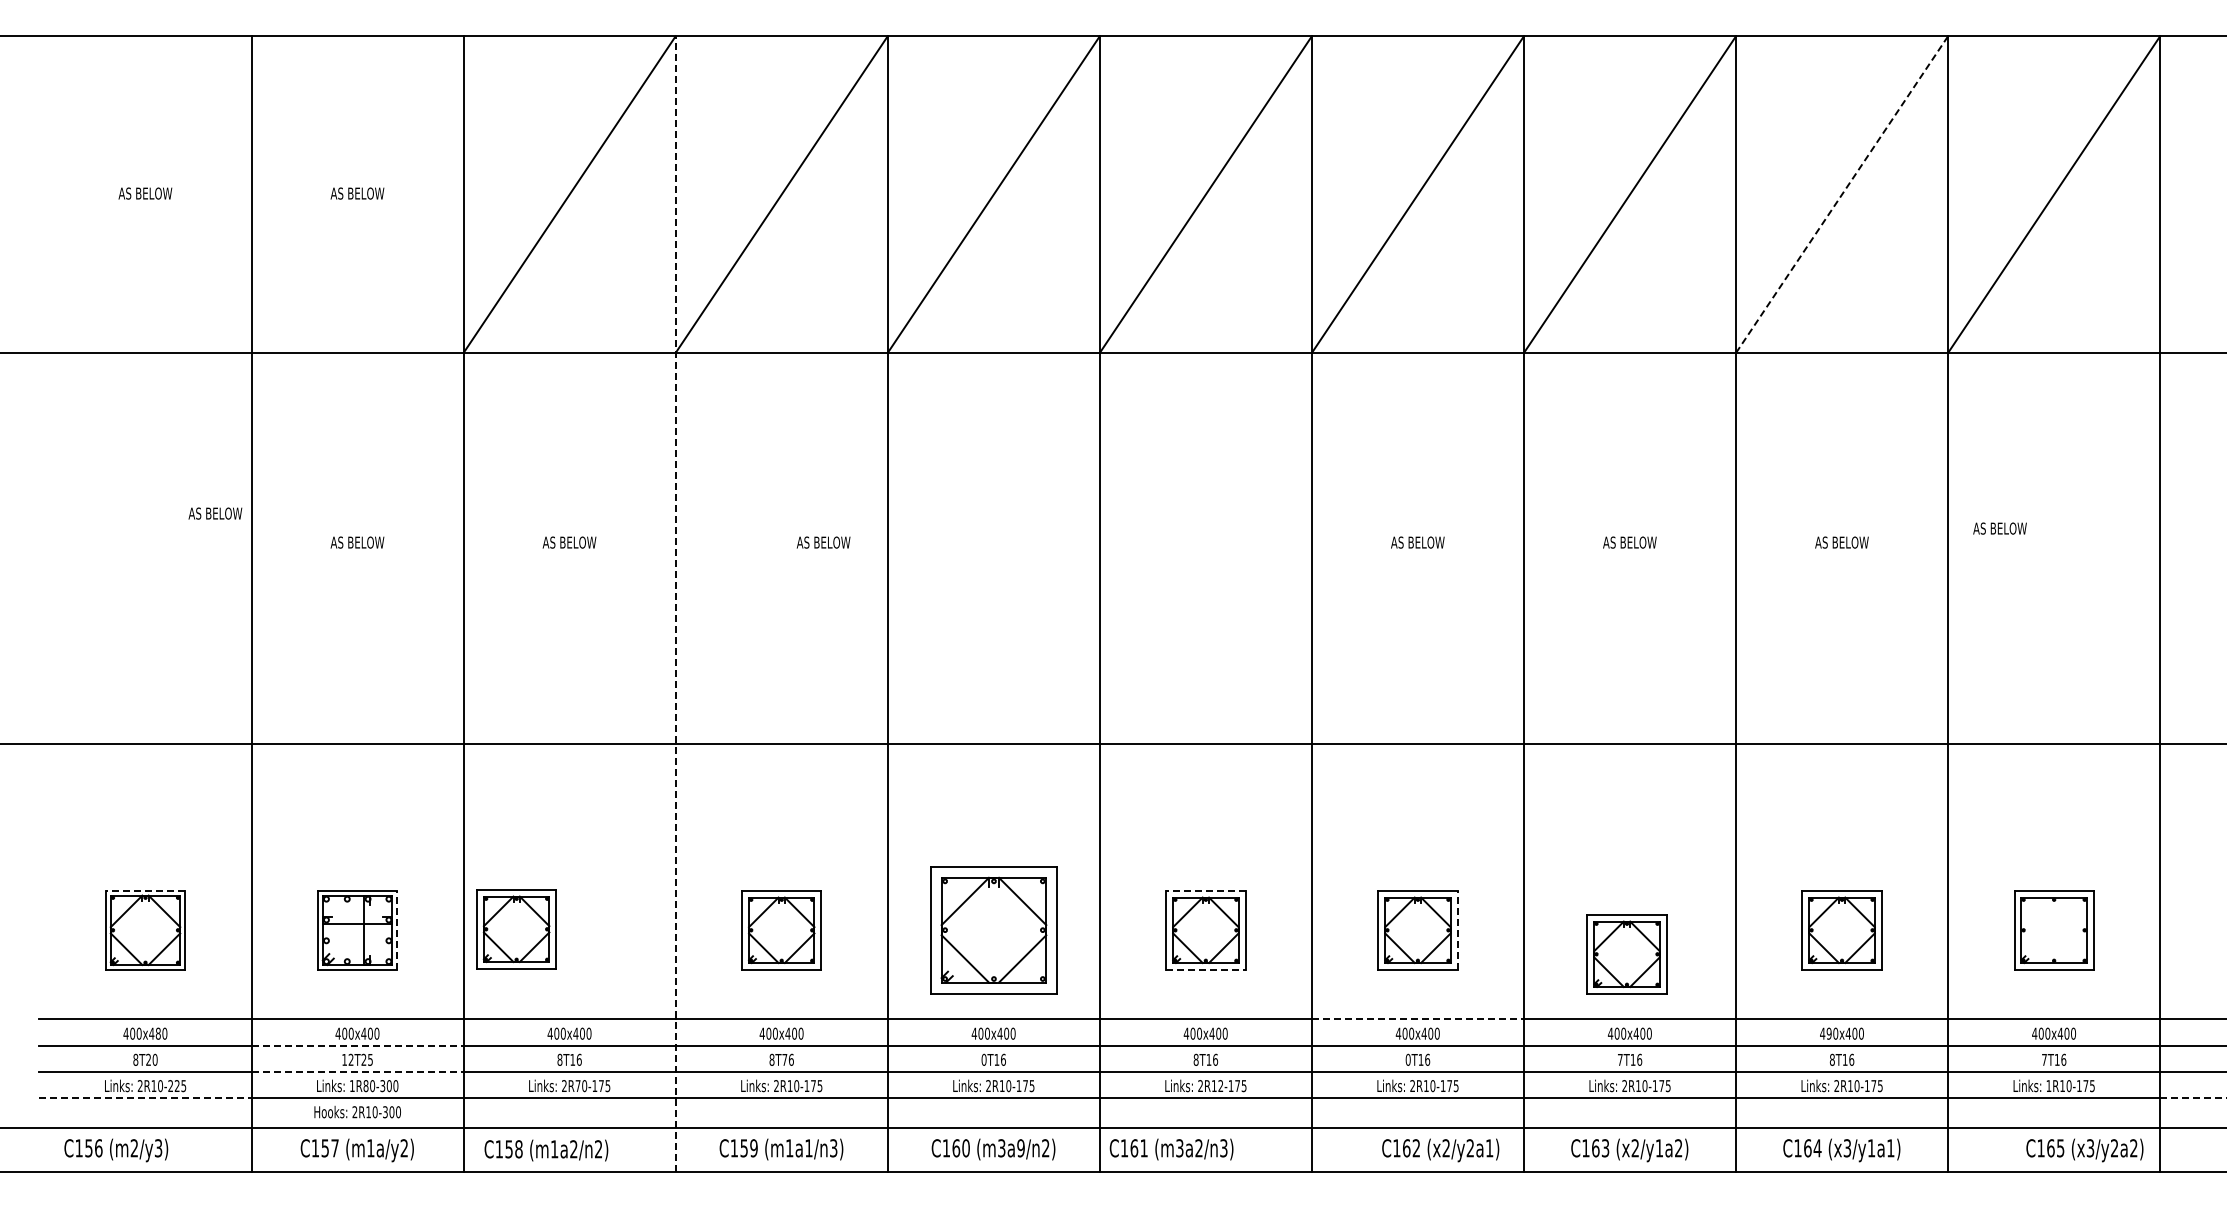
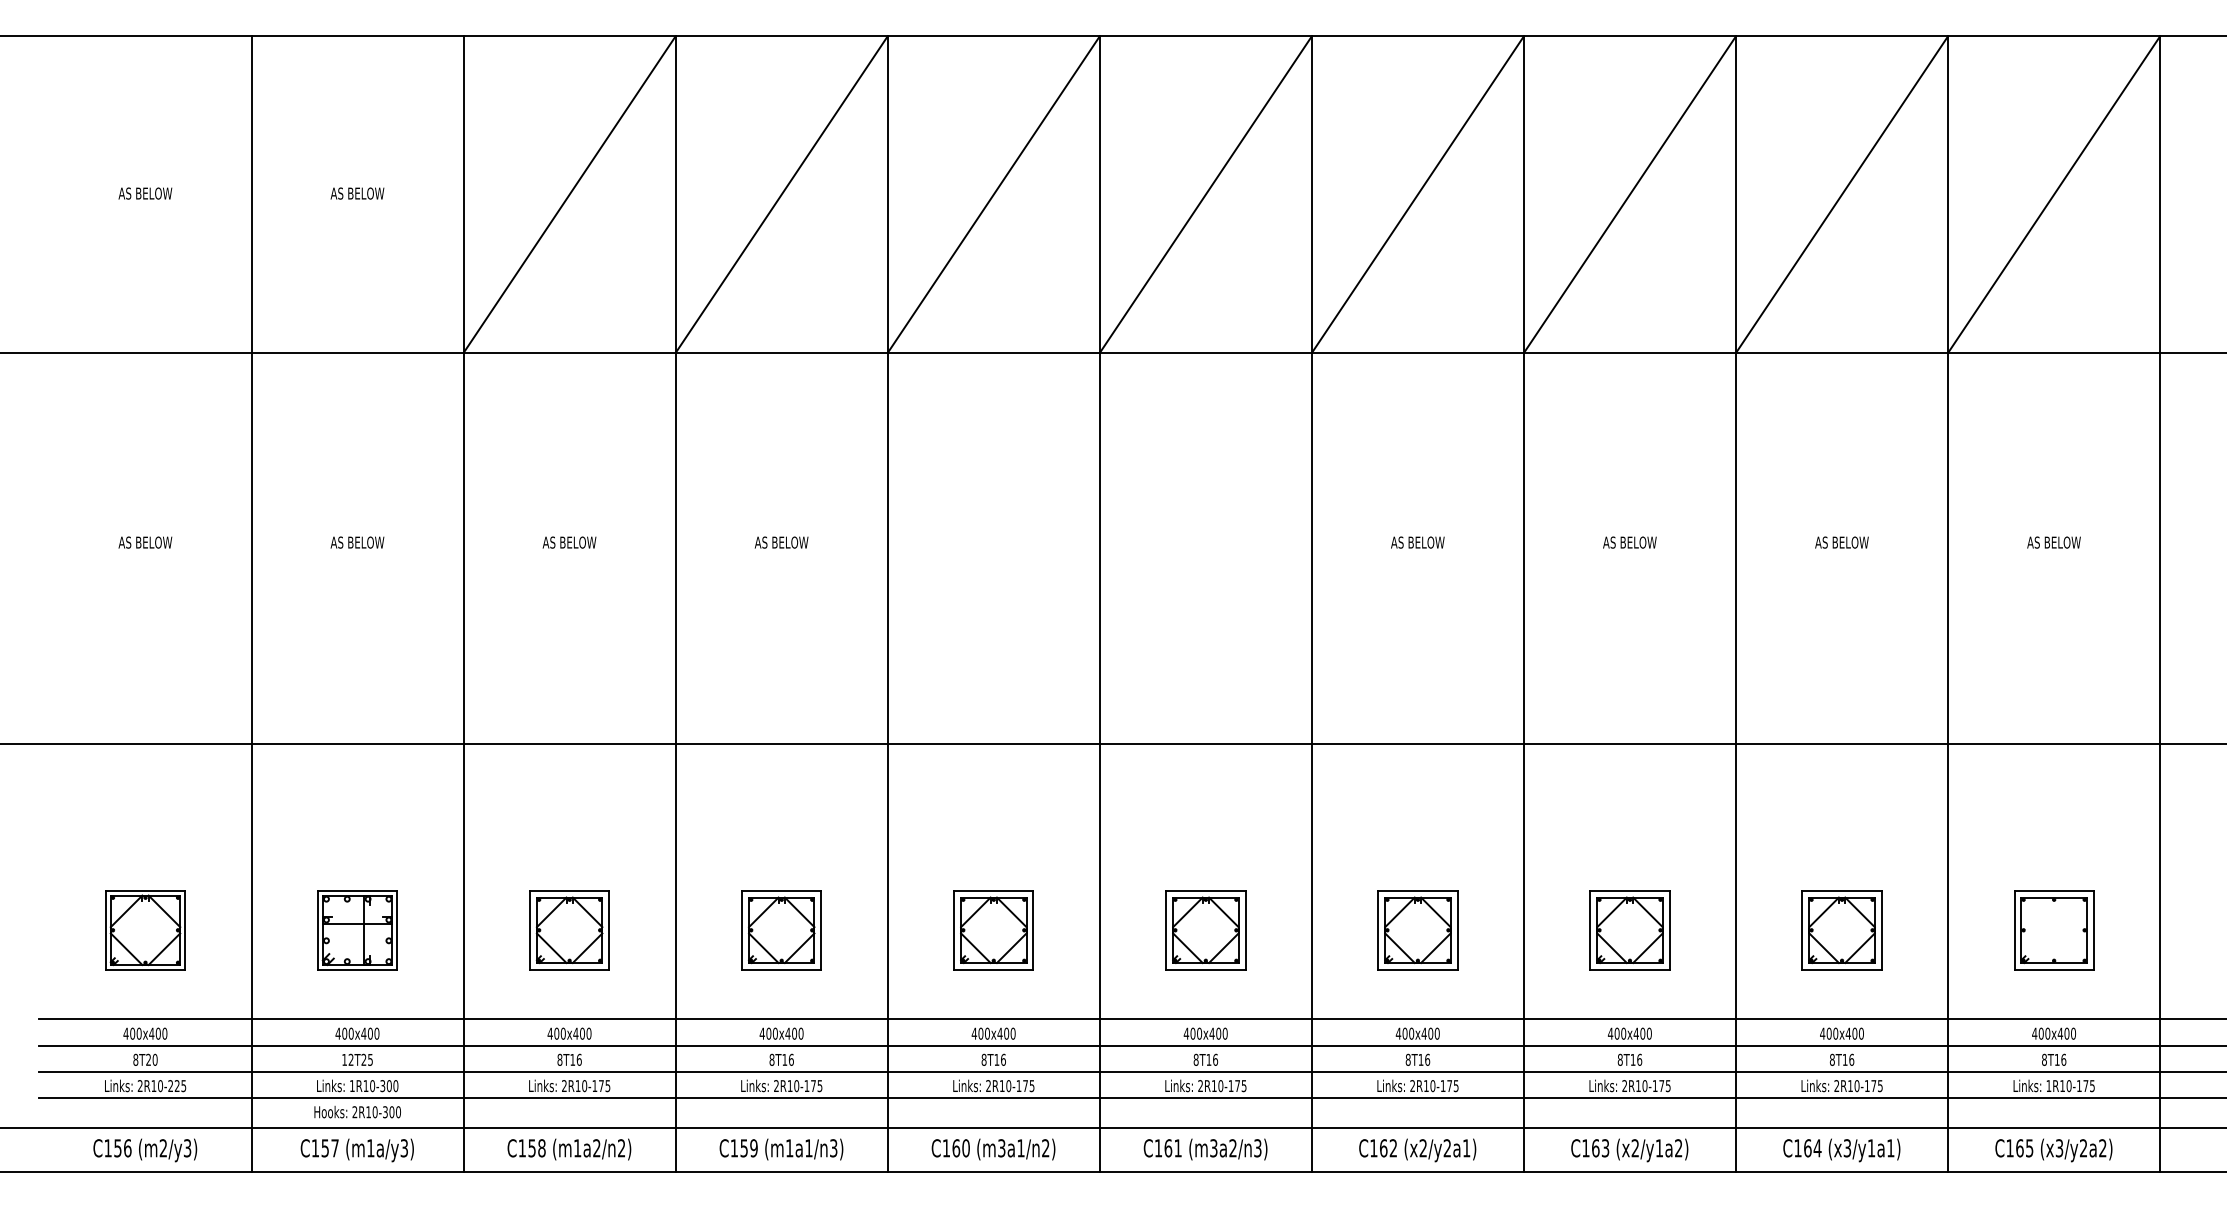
line: dashed -> solid (1842, 194)
text position: (215, 513) -> (145, 542) (145, 542)
text position: (1999, 528) -> (2053, 542) (2053, 542)
text position: (823, 542) -> (781, 542) (781, 542)
line: dashed -> solid (675, 603)
line: dashed -> solid (145, 890)
line: dashed -> solid (1205, 890)
part position: (516, 929) -> (569, 930) (569, 930)
line: dashed -> solid (397, 930)
part size: 128x129 px -> 81x81 px (993, 930)
line: dashed -> solid (1457, 930)
part position: (1626, 954) -> (1629, 930) (1629, 930)
line: dashed -> solid (1205, 969)
line: dashed -> solid (1418, 1019)
text: 400x480 -> 400x400 (157, 1033)
text: 490x400 -> 400x400 (1828, 1033)
line: dashed -> solid (358, 1045)
text: 8T76 -> 8T16 (784, 1059)
text: 0T16 -> 8T16 (983, 1059)
text: 0T16 -> 8T16 (1407, 1059)
text: 7T16 -> 8T16 (1619, 1059)
text: 7T16 -> 8T16 (2044, 1059)
line: dashed -> solid (358, 1071)
text: 2R70-175 -> 2R10-175 (577, 1085)
text: 1R80-300 -> 1R10-300 (365, 1086)
text: 2R12-175 -> 2R10-175 (1220, 1086)
line: dashed -> solid (146, 1097)
line: dashed -> solid (2193, 1097)
text: (m1a/y2) -> (m1a/y3) (403, 1148)
text: (m3a9/n2) -> (m3a1/n2) (1020, 1148)
text position: (1171, 1149) -> (1205, 1149) (1205, 1149)
text position: (116, 1150) -> (145, 1150) (145, 1150)
text position: (546, 1150) -> (569, 1149) (569, 1149)
text position: (1440, 1150) -> (1417, 1150) (1417, 1150)
text position: (2084, 1150) -> (2053, 1150) (2053, 1150)
